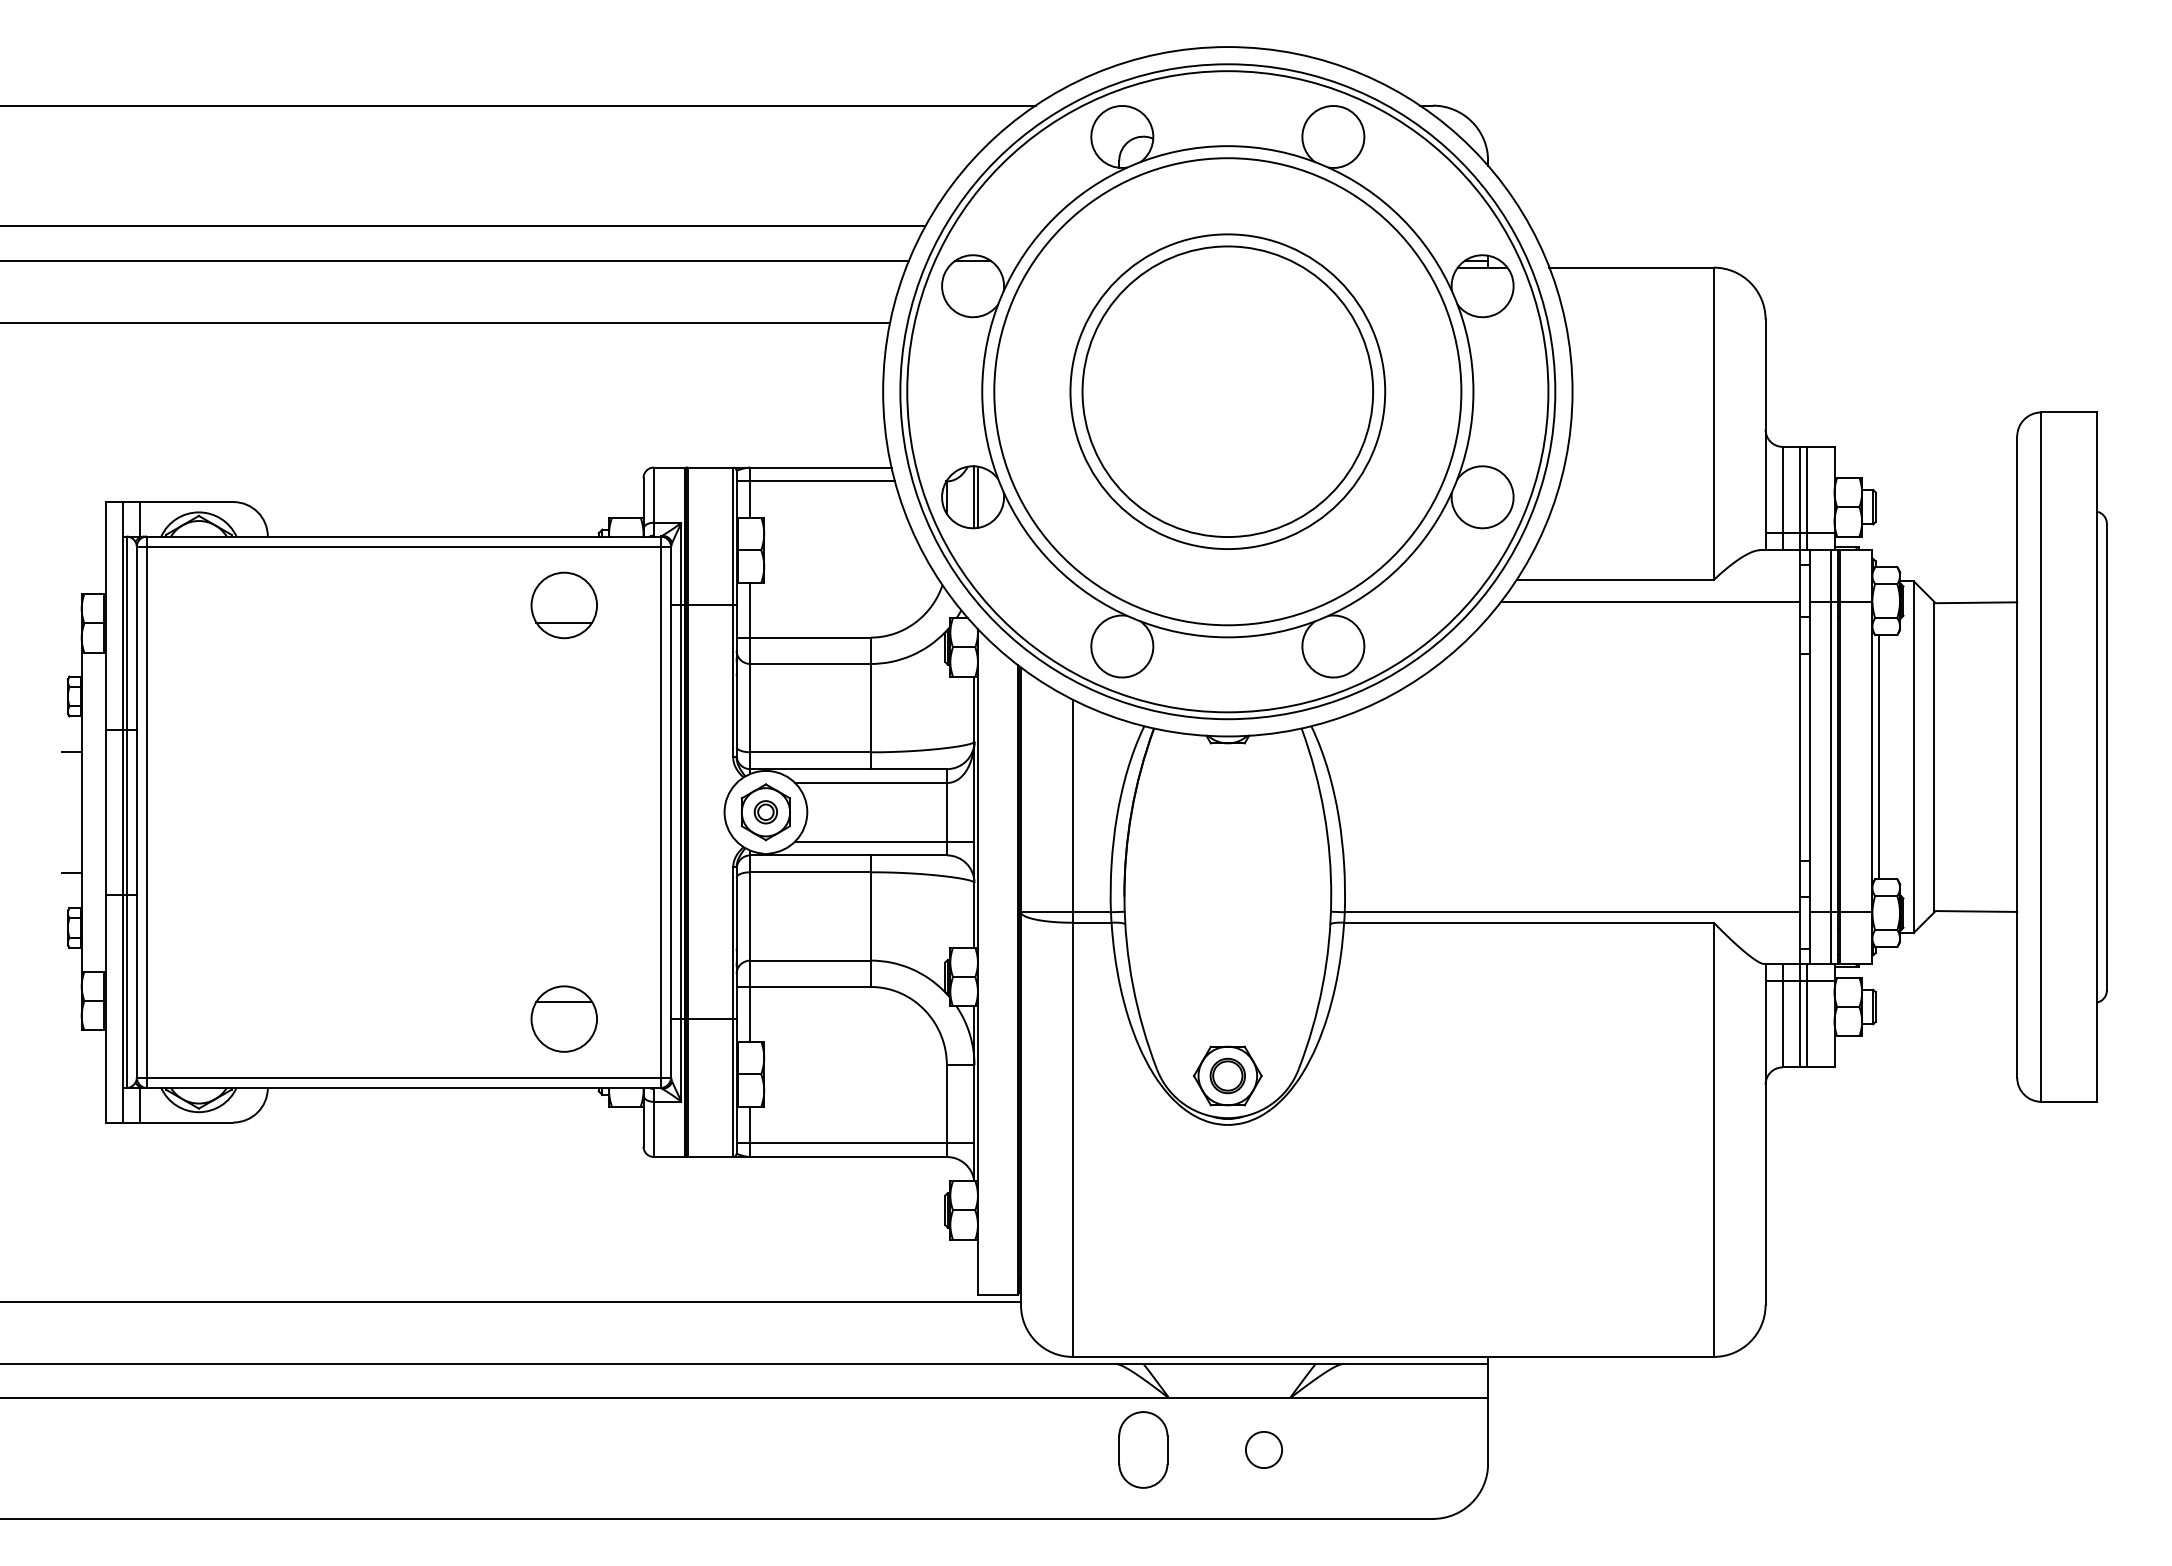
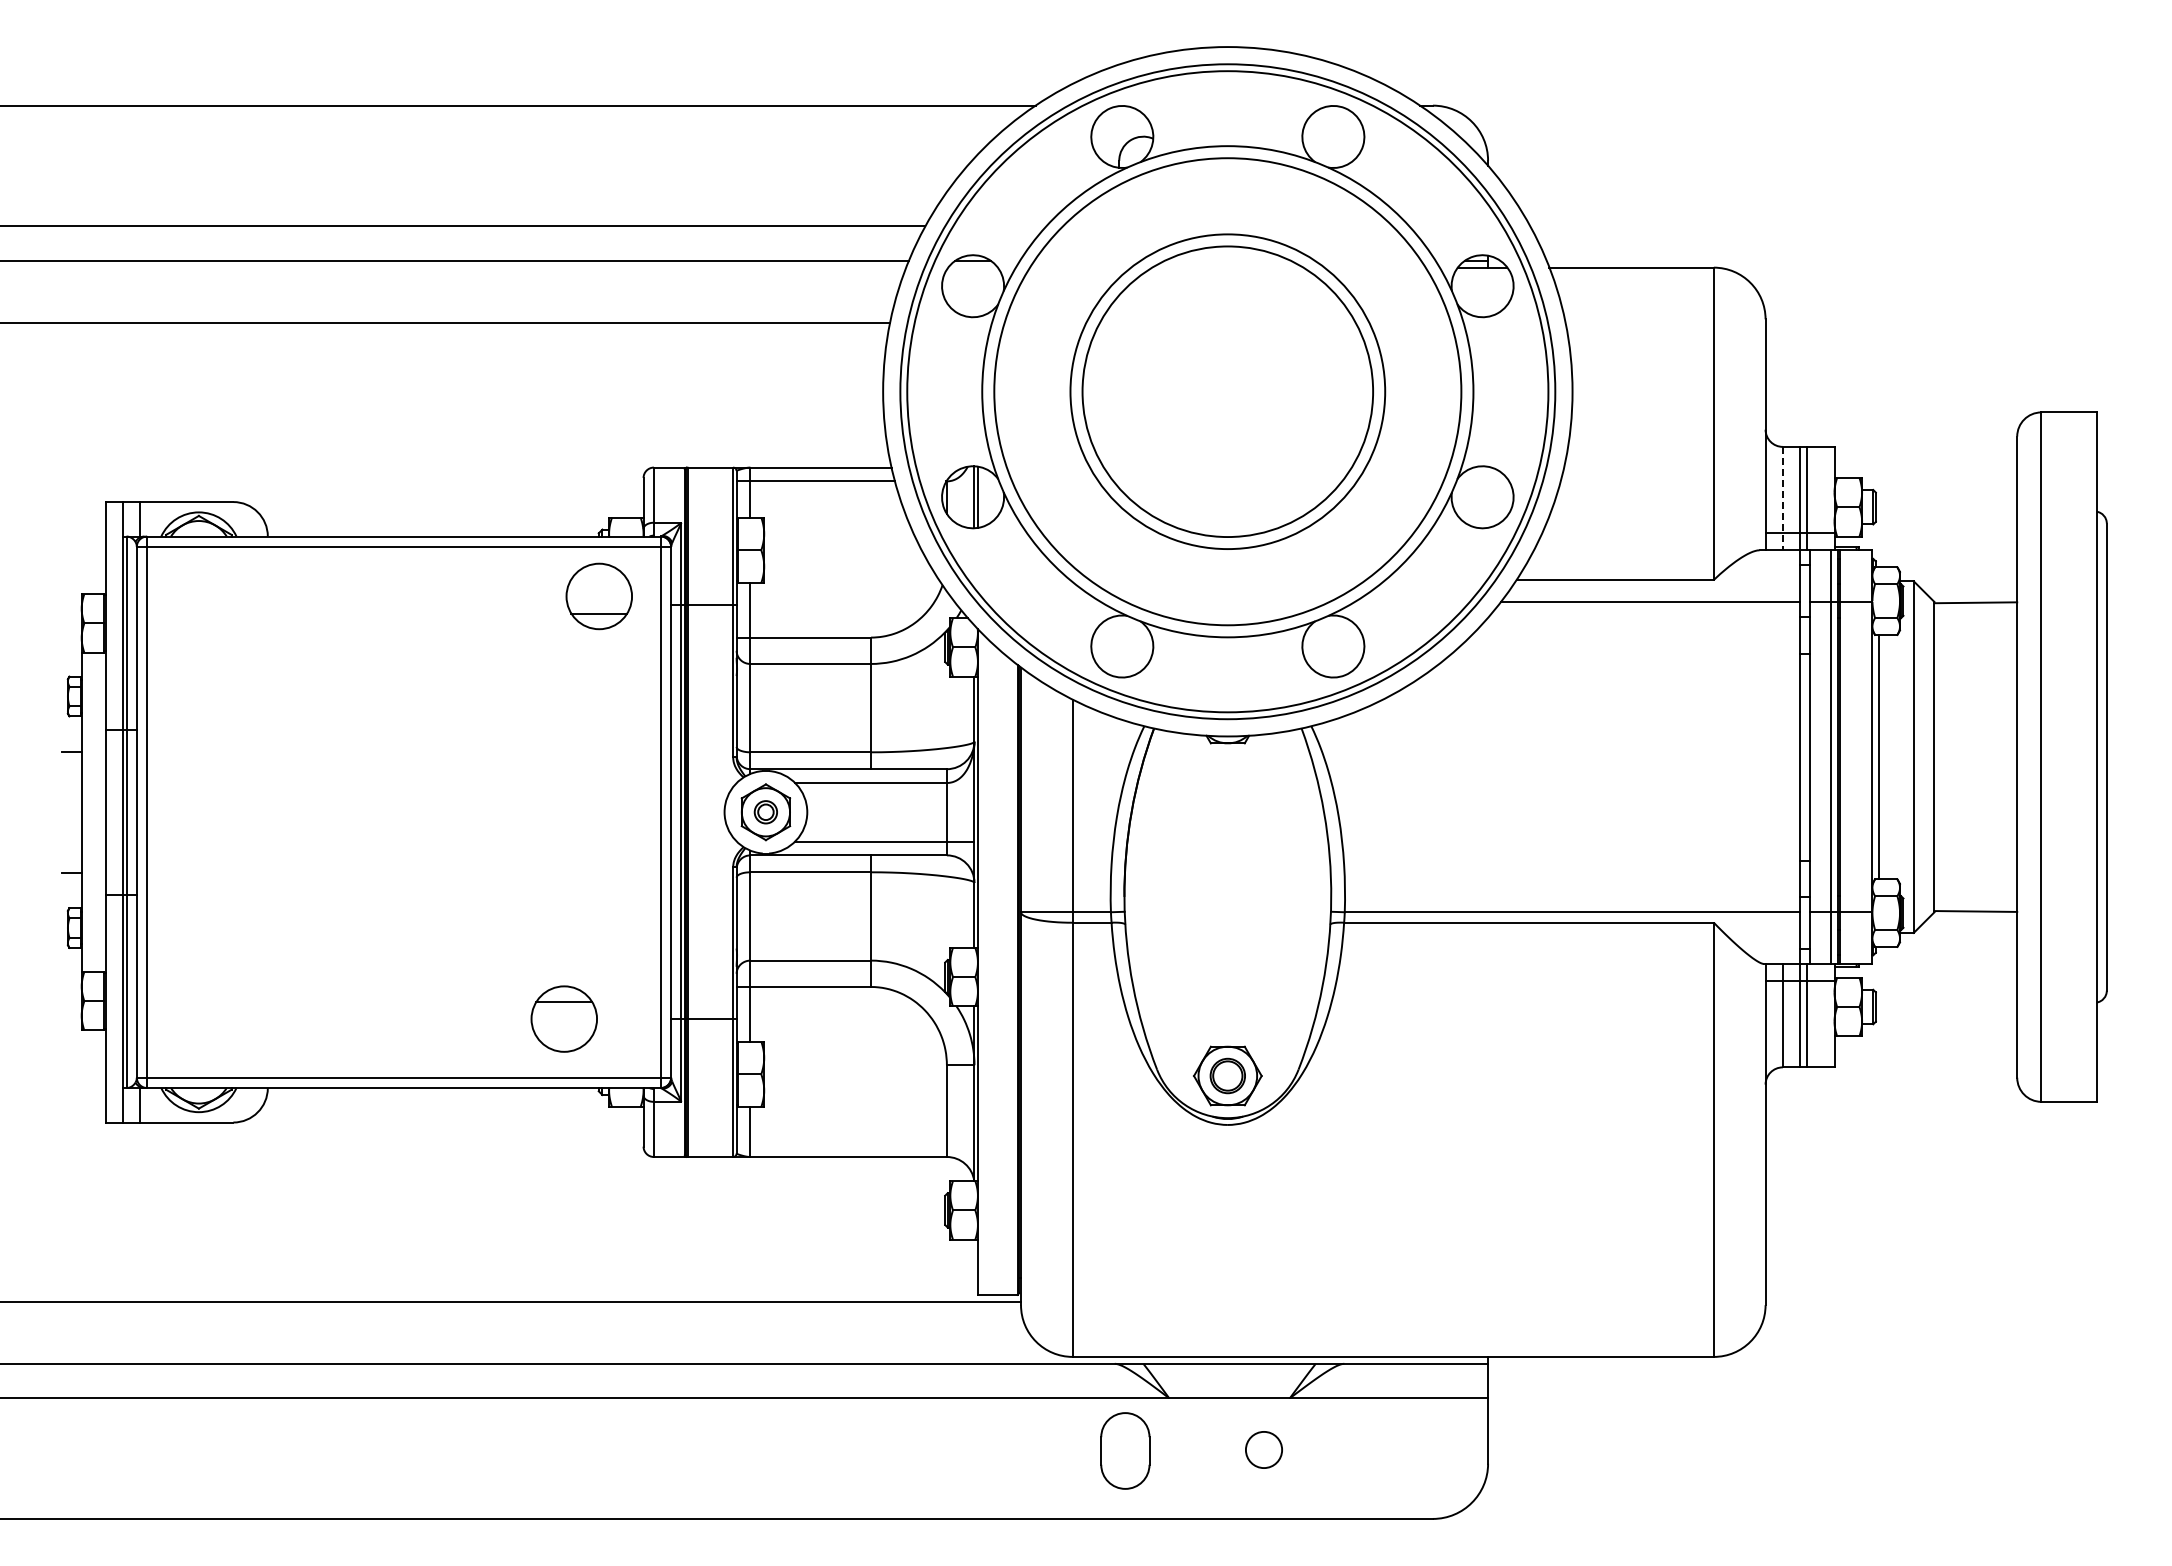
line: solid -> dashed (1782, 498)
part position: (563, 605) -> (598, 596) (598, 596)
line: present -> none (855, 1143)
part position: (1143, 1449) -> (1125, 1450) (1125, 1450)
